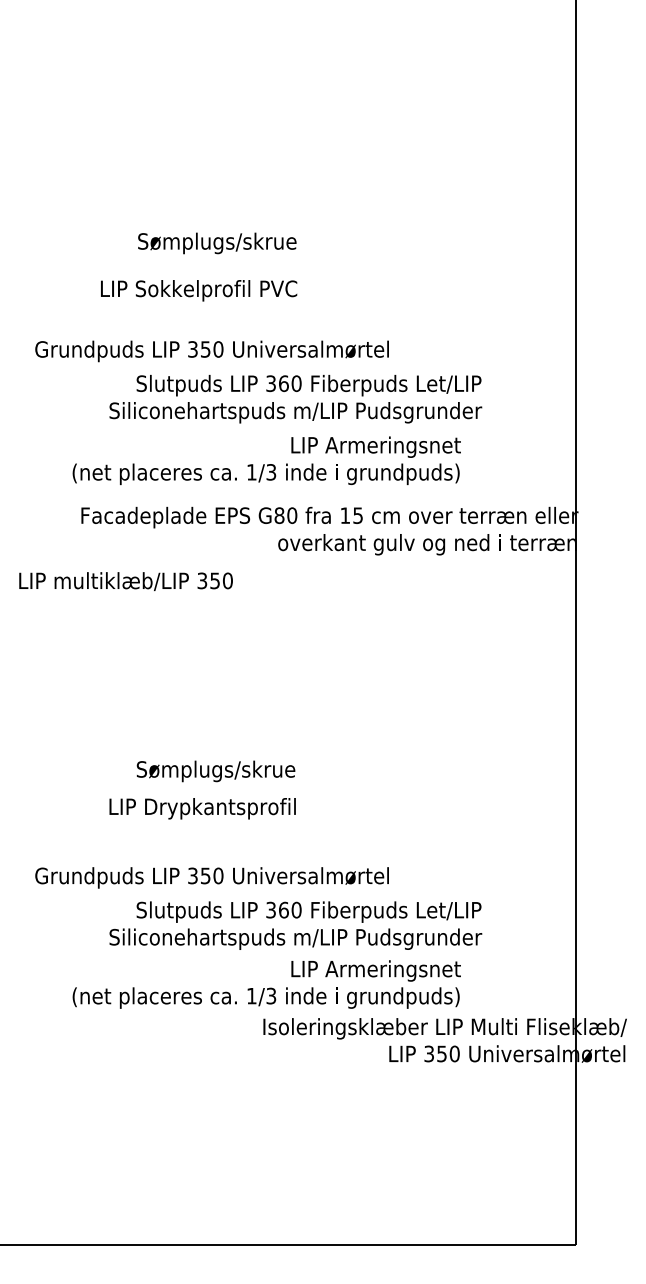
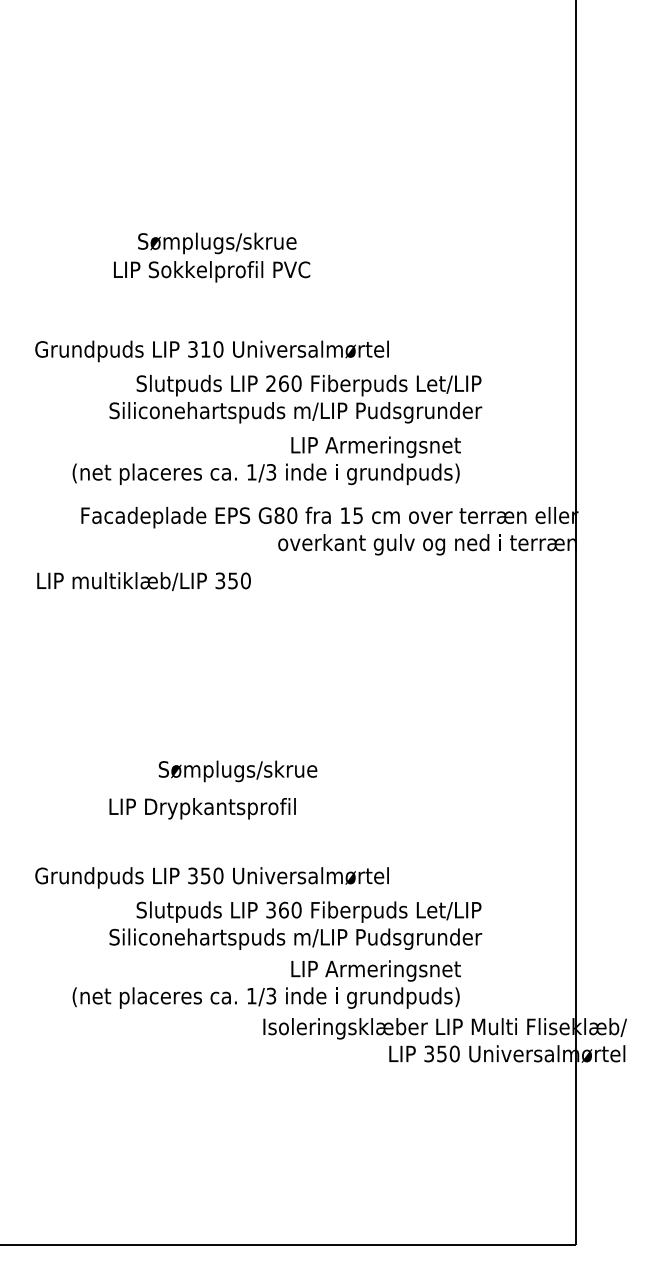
text position: (199, 290) -> (212, 271) (212, 271)
text: 350 -> 310 (205, 349)
text: 360 -> 260 (270, 383)
text position: (125, 581) -> (143, 581) (143, 581)
text position: (215, 771) -> (237, 771) (237, 771)
